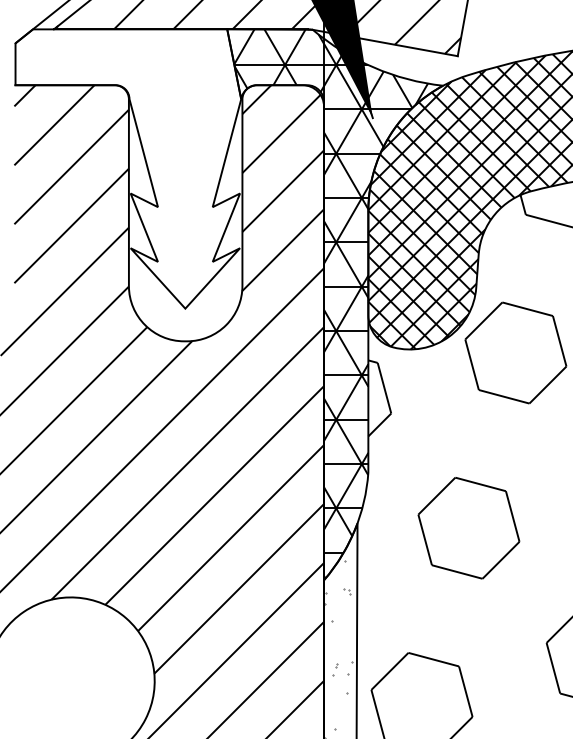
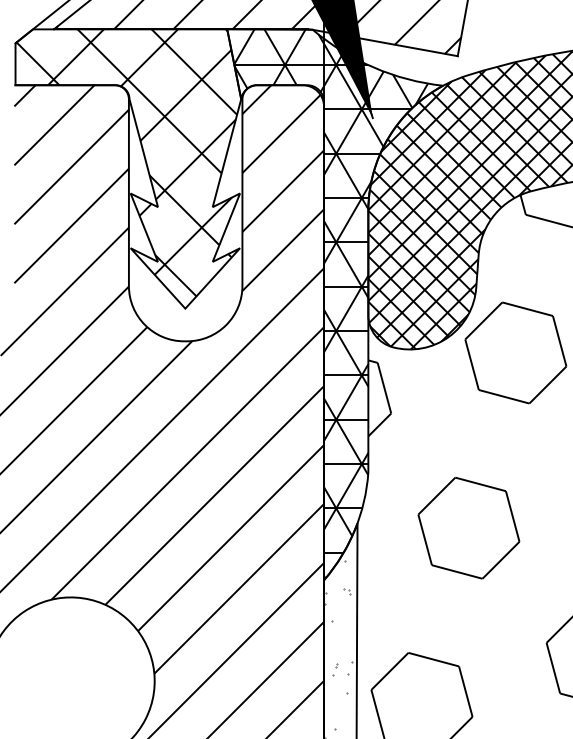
hatch: none -> present (126, 162)
